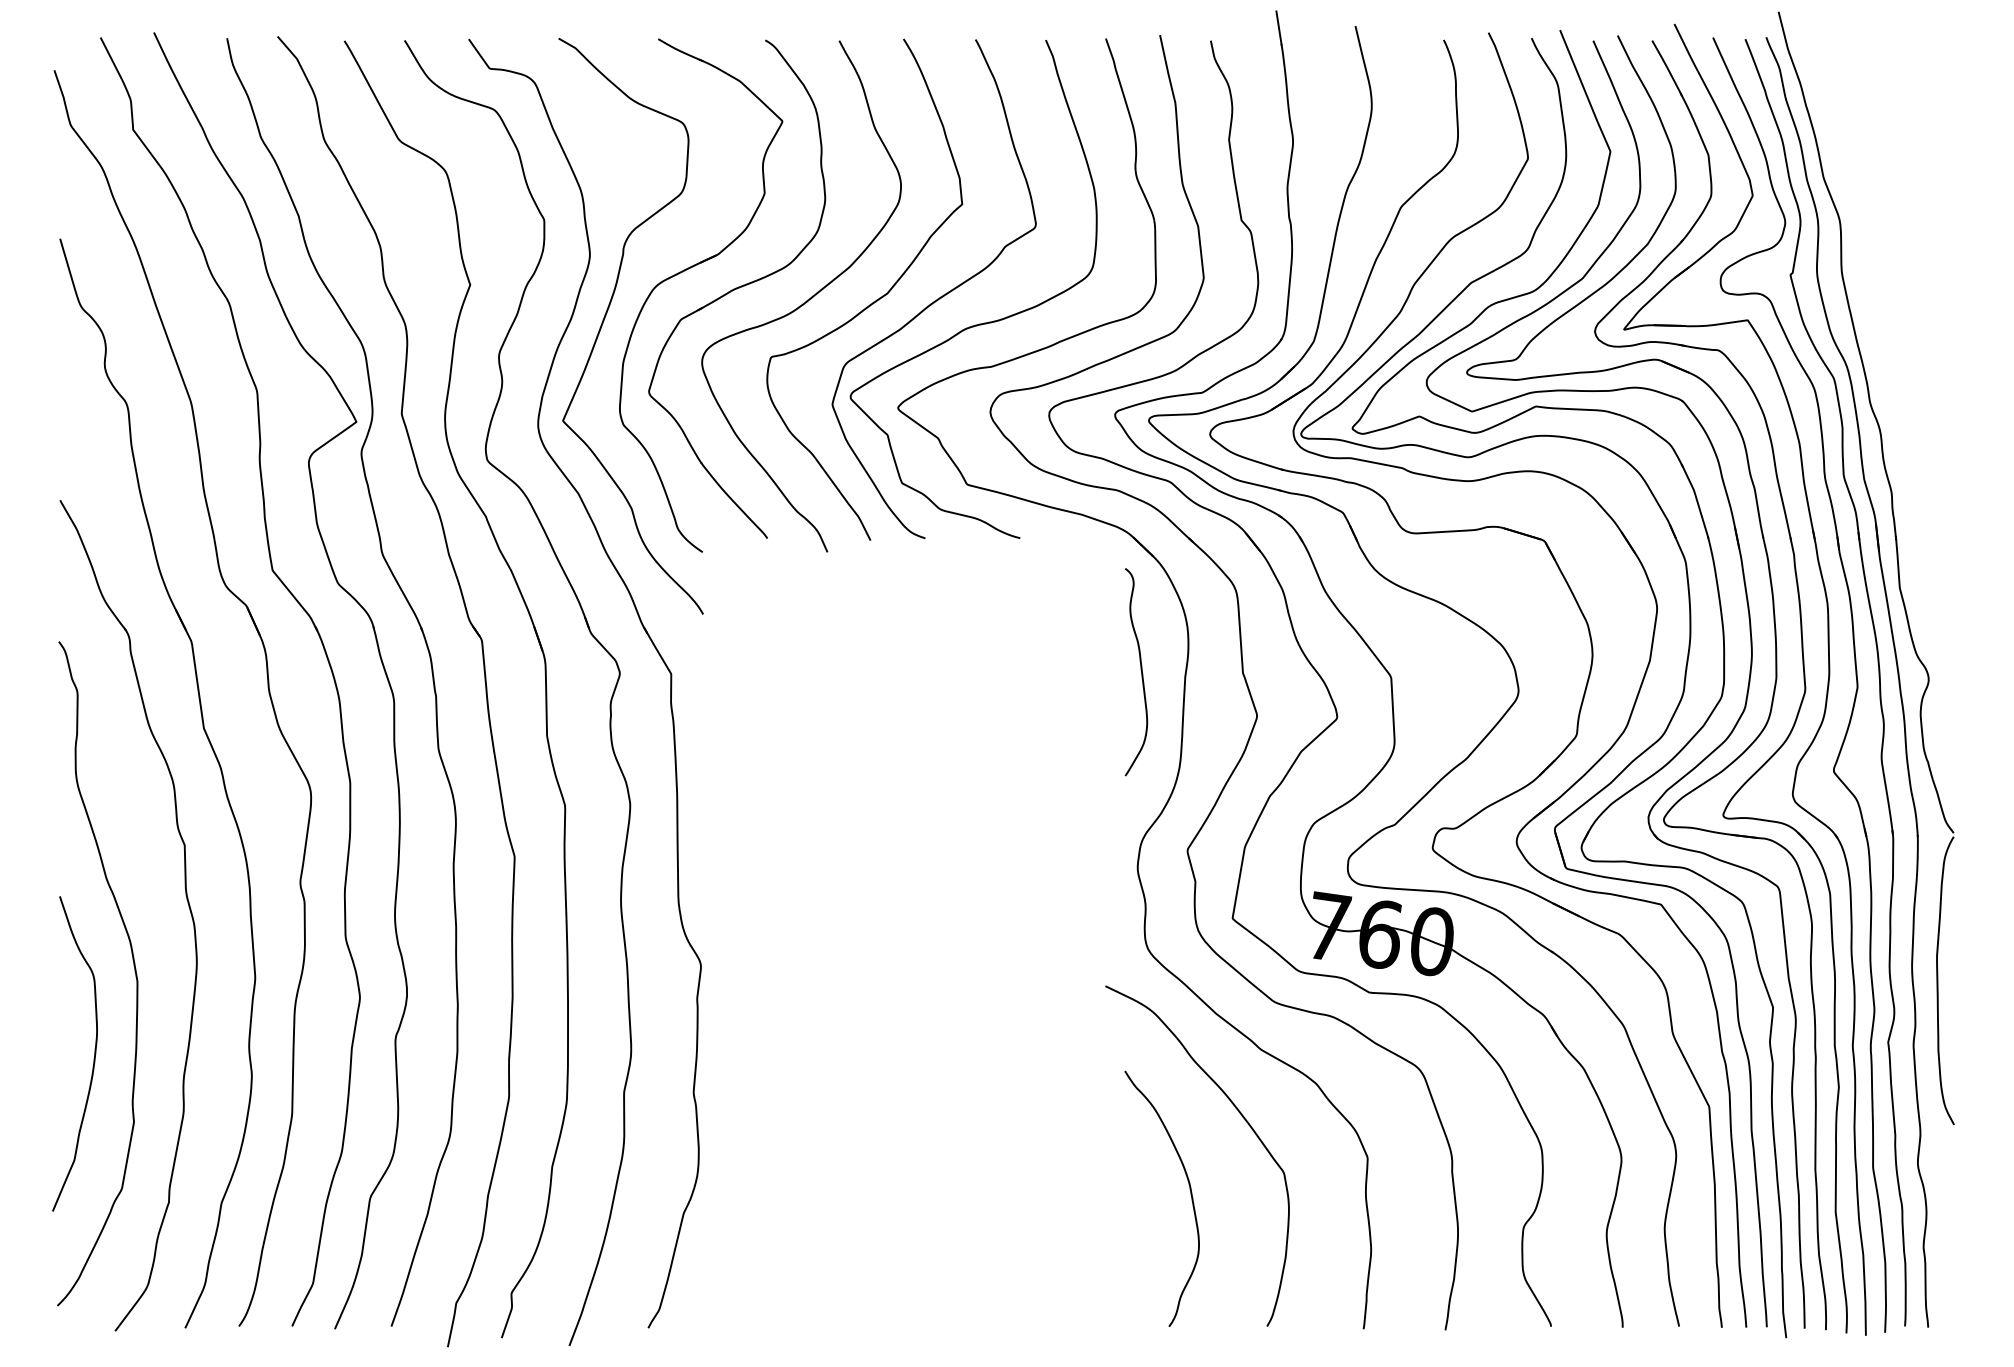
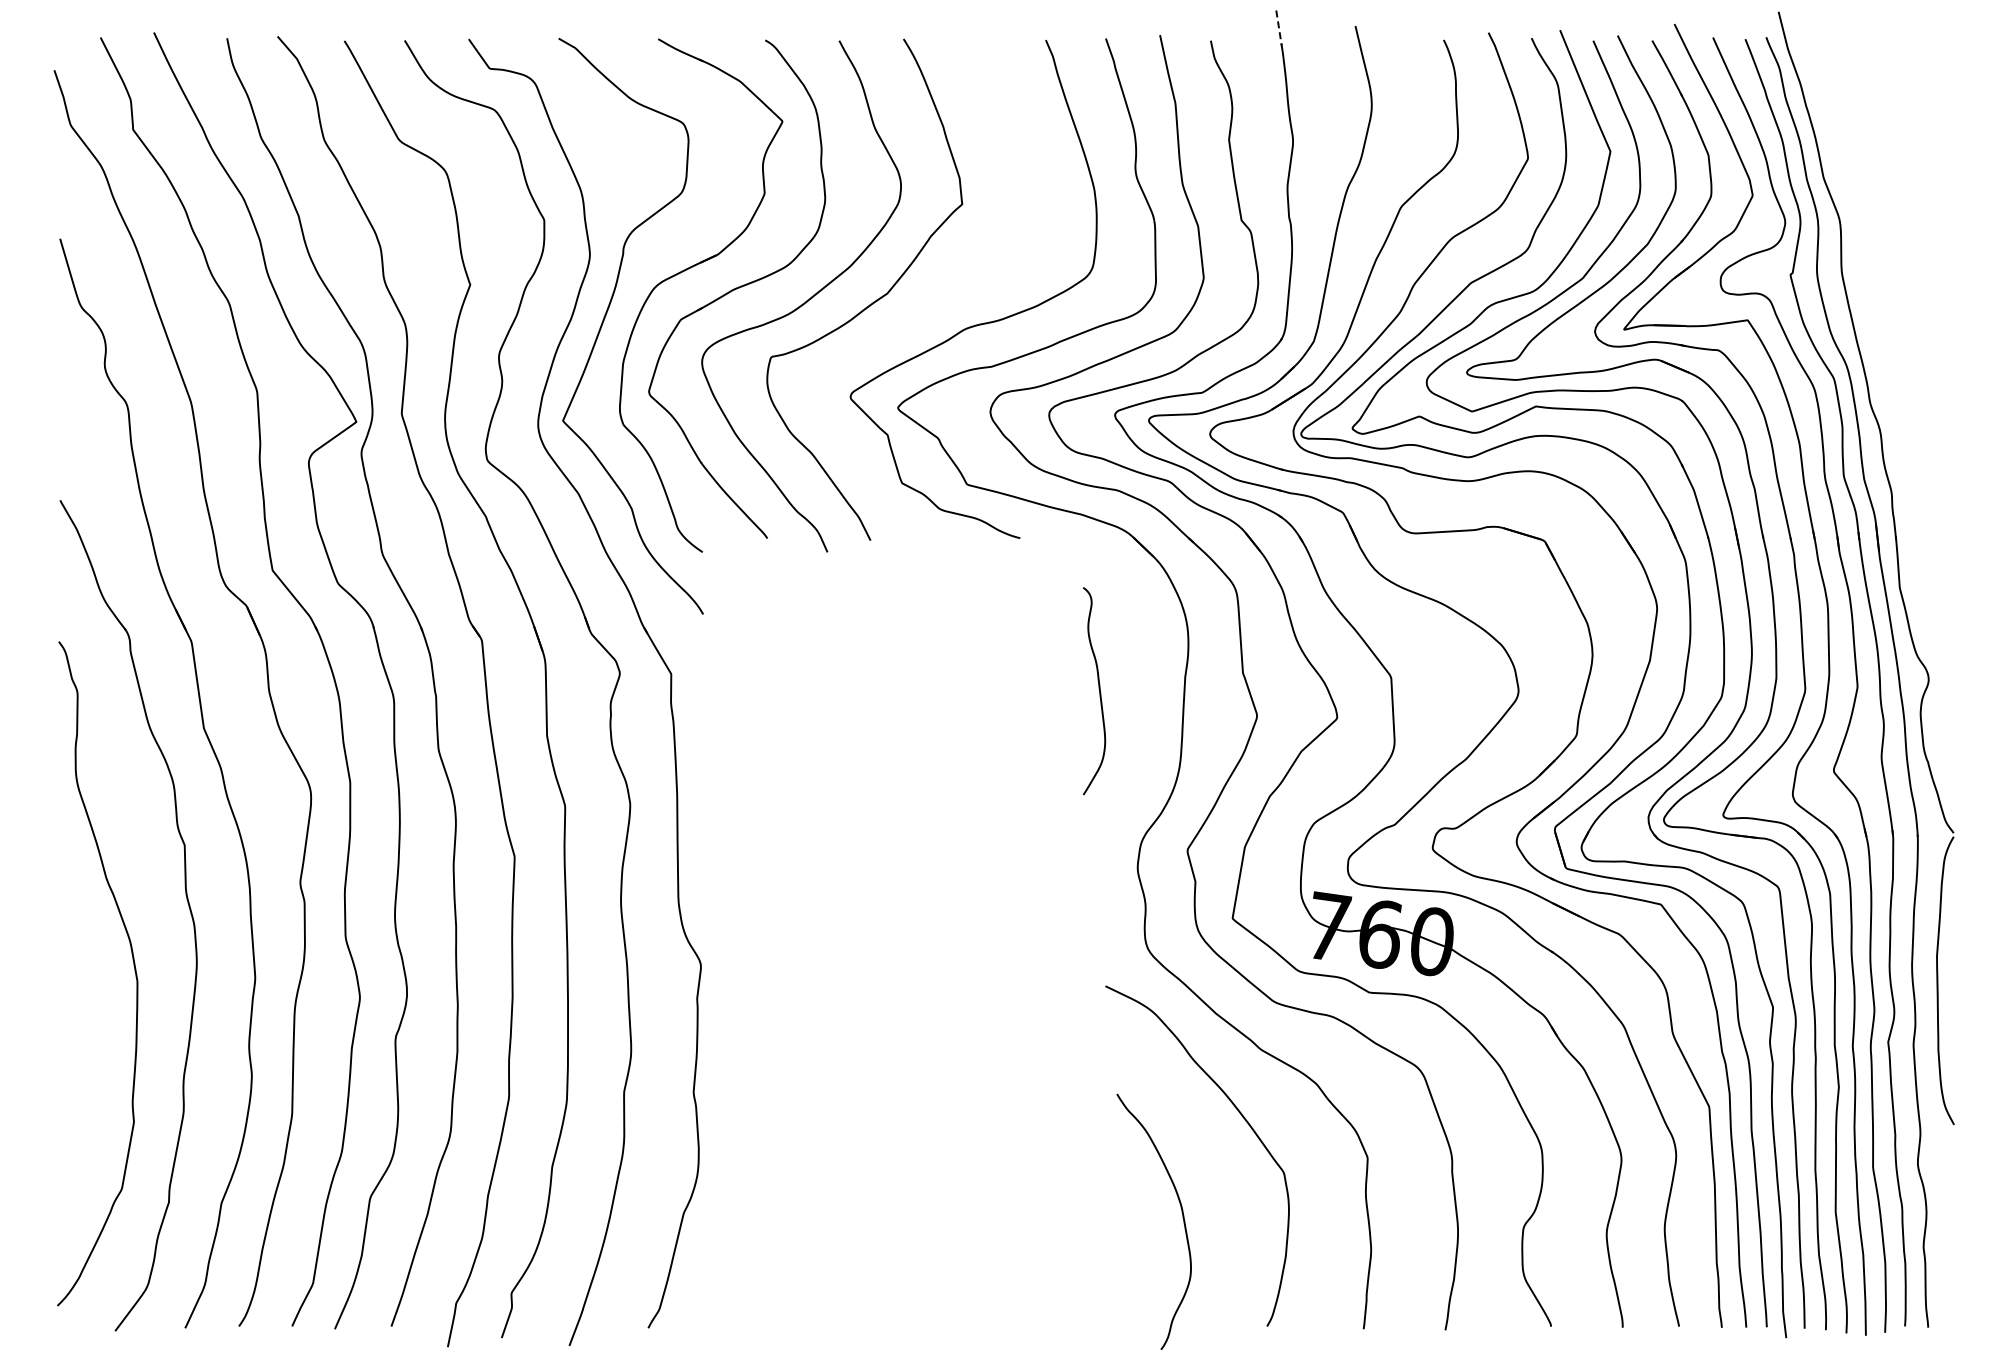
line: solid -> dashed (1279, 29)
curve: present -> none (940, 296)
curve position: (1140, 670) -> (1098, 689) (1098, 689)
curve: present -> none (93, 1058)
curve position: (1190, 1195) -> (1182, 1218) (1182, 1218)
